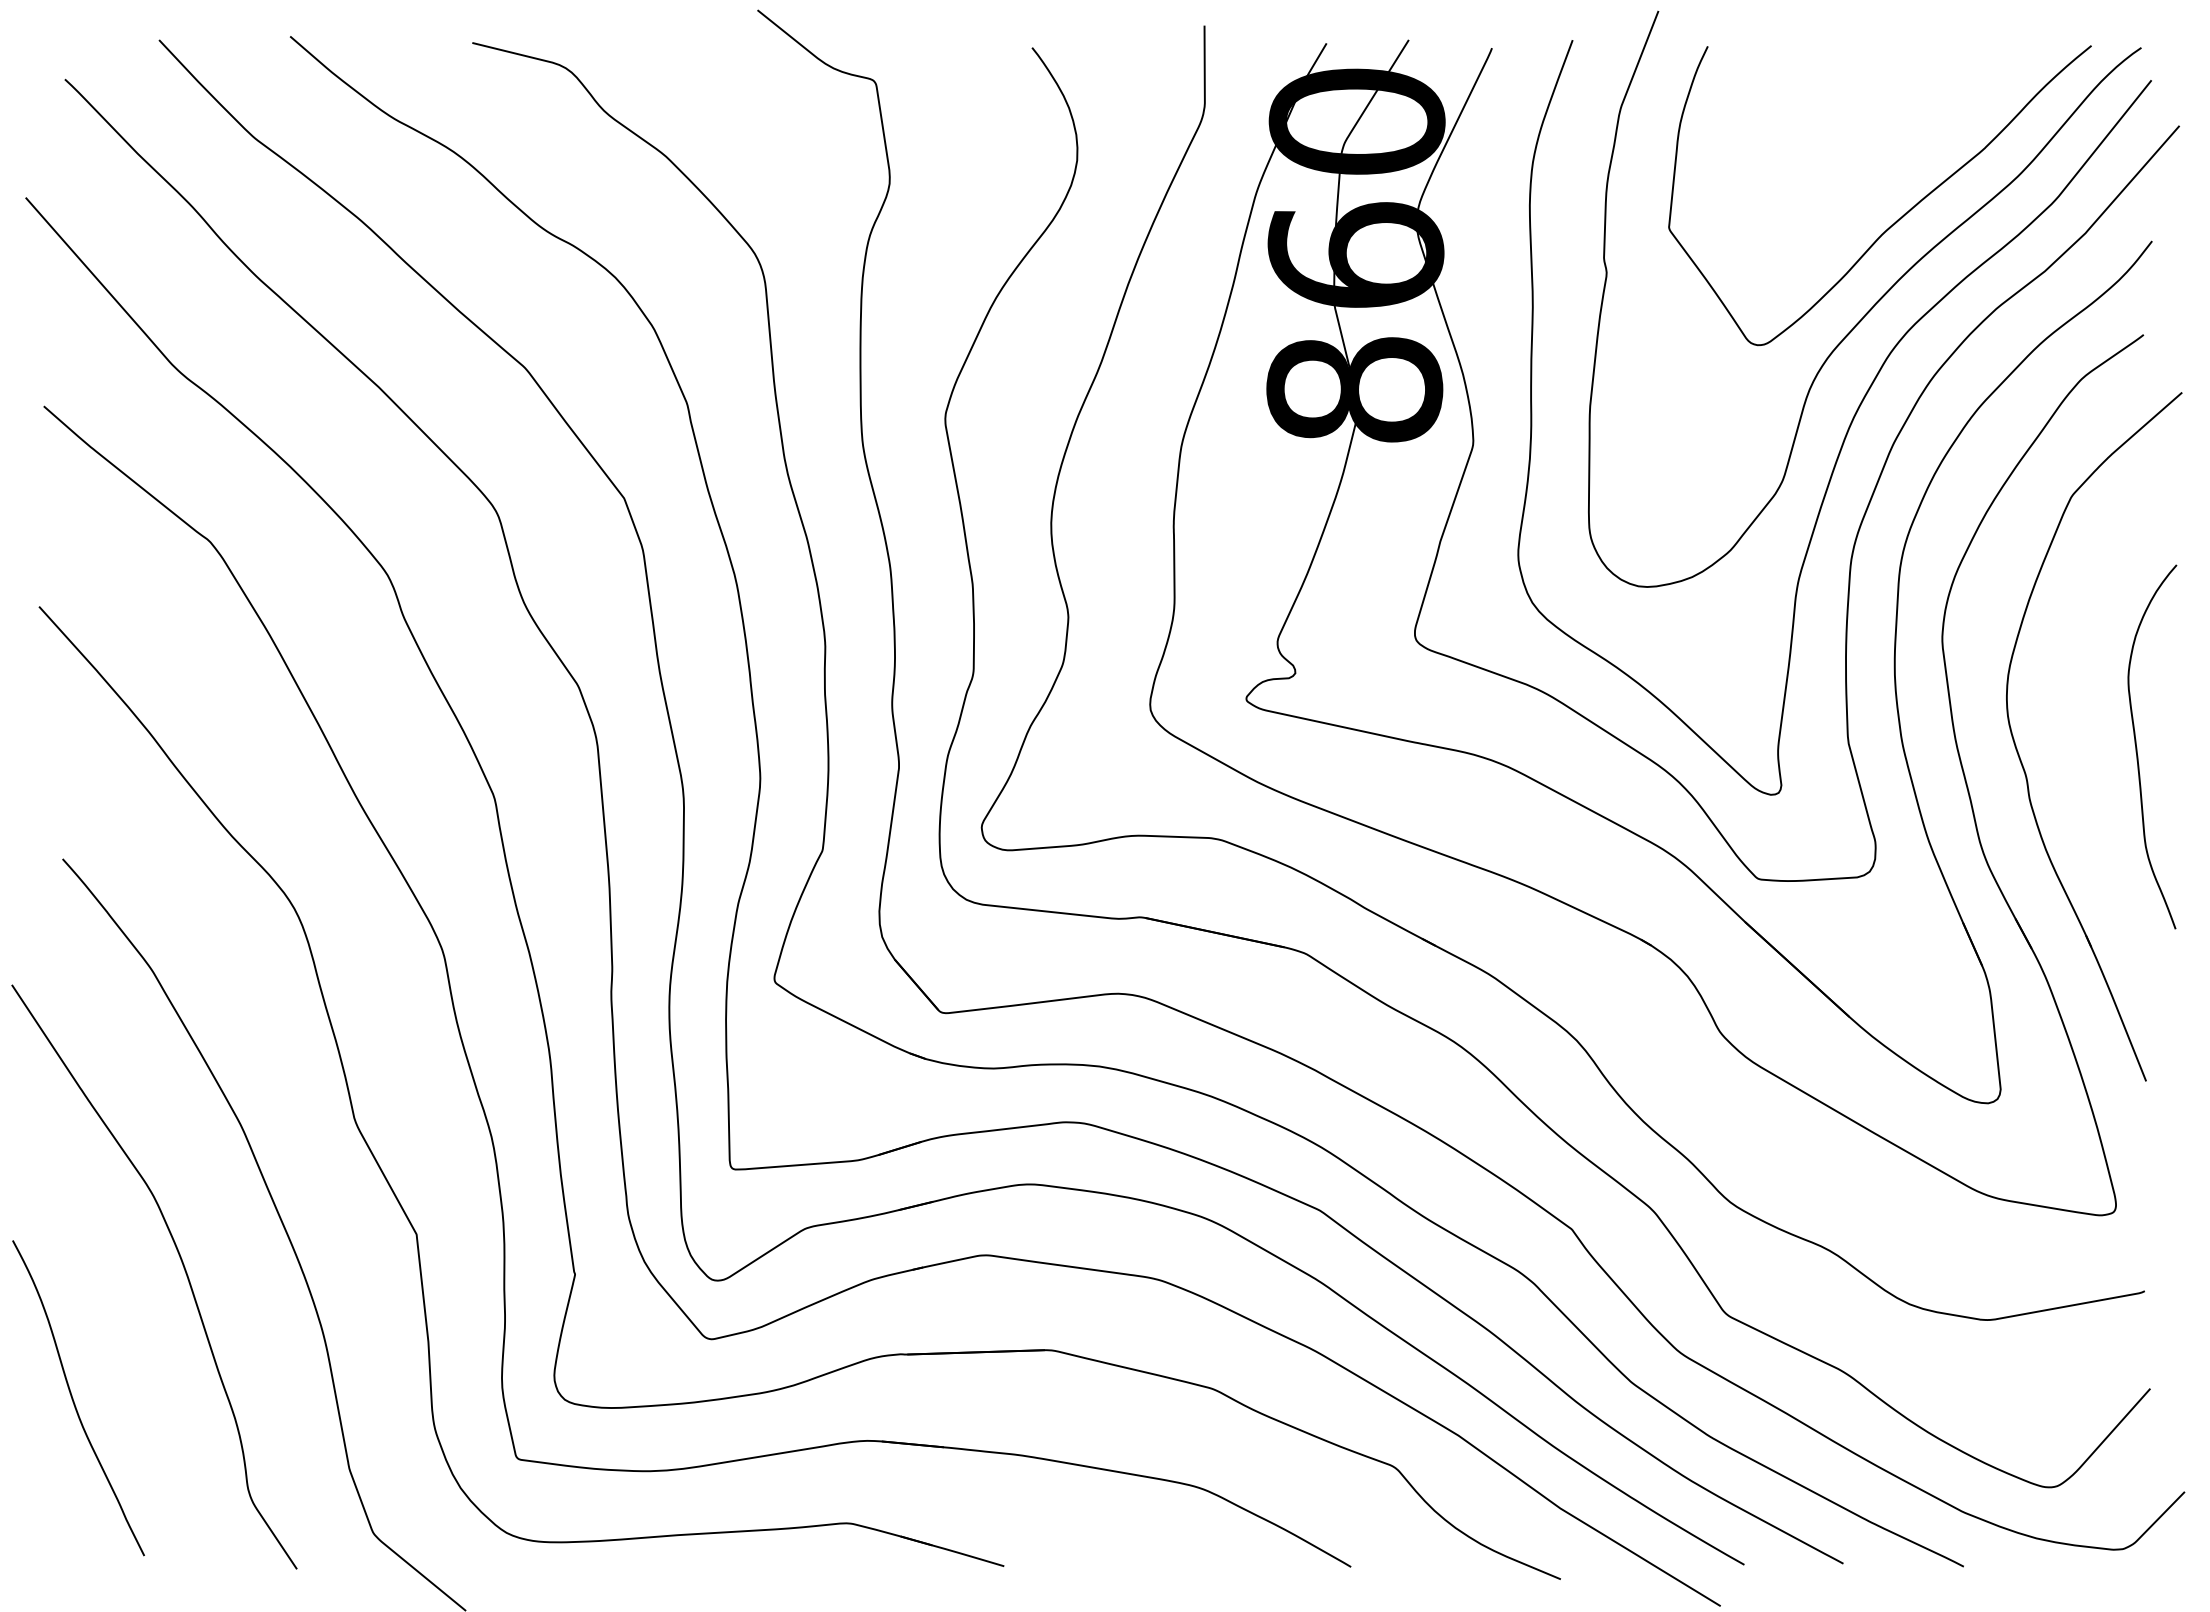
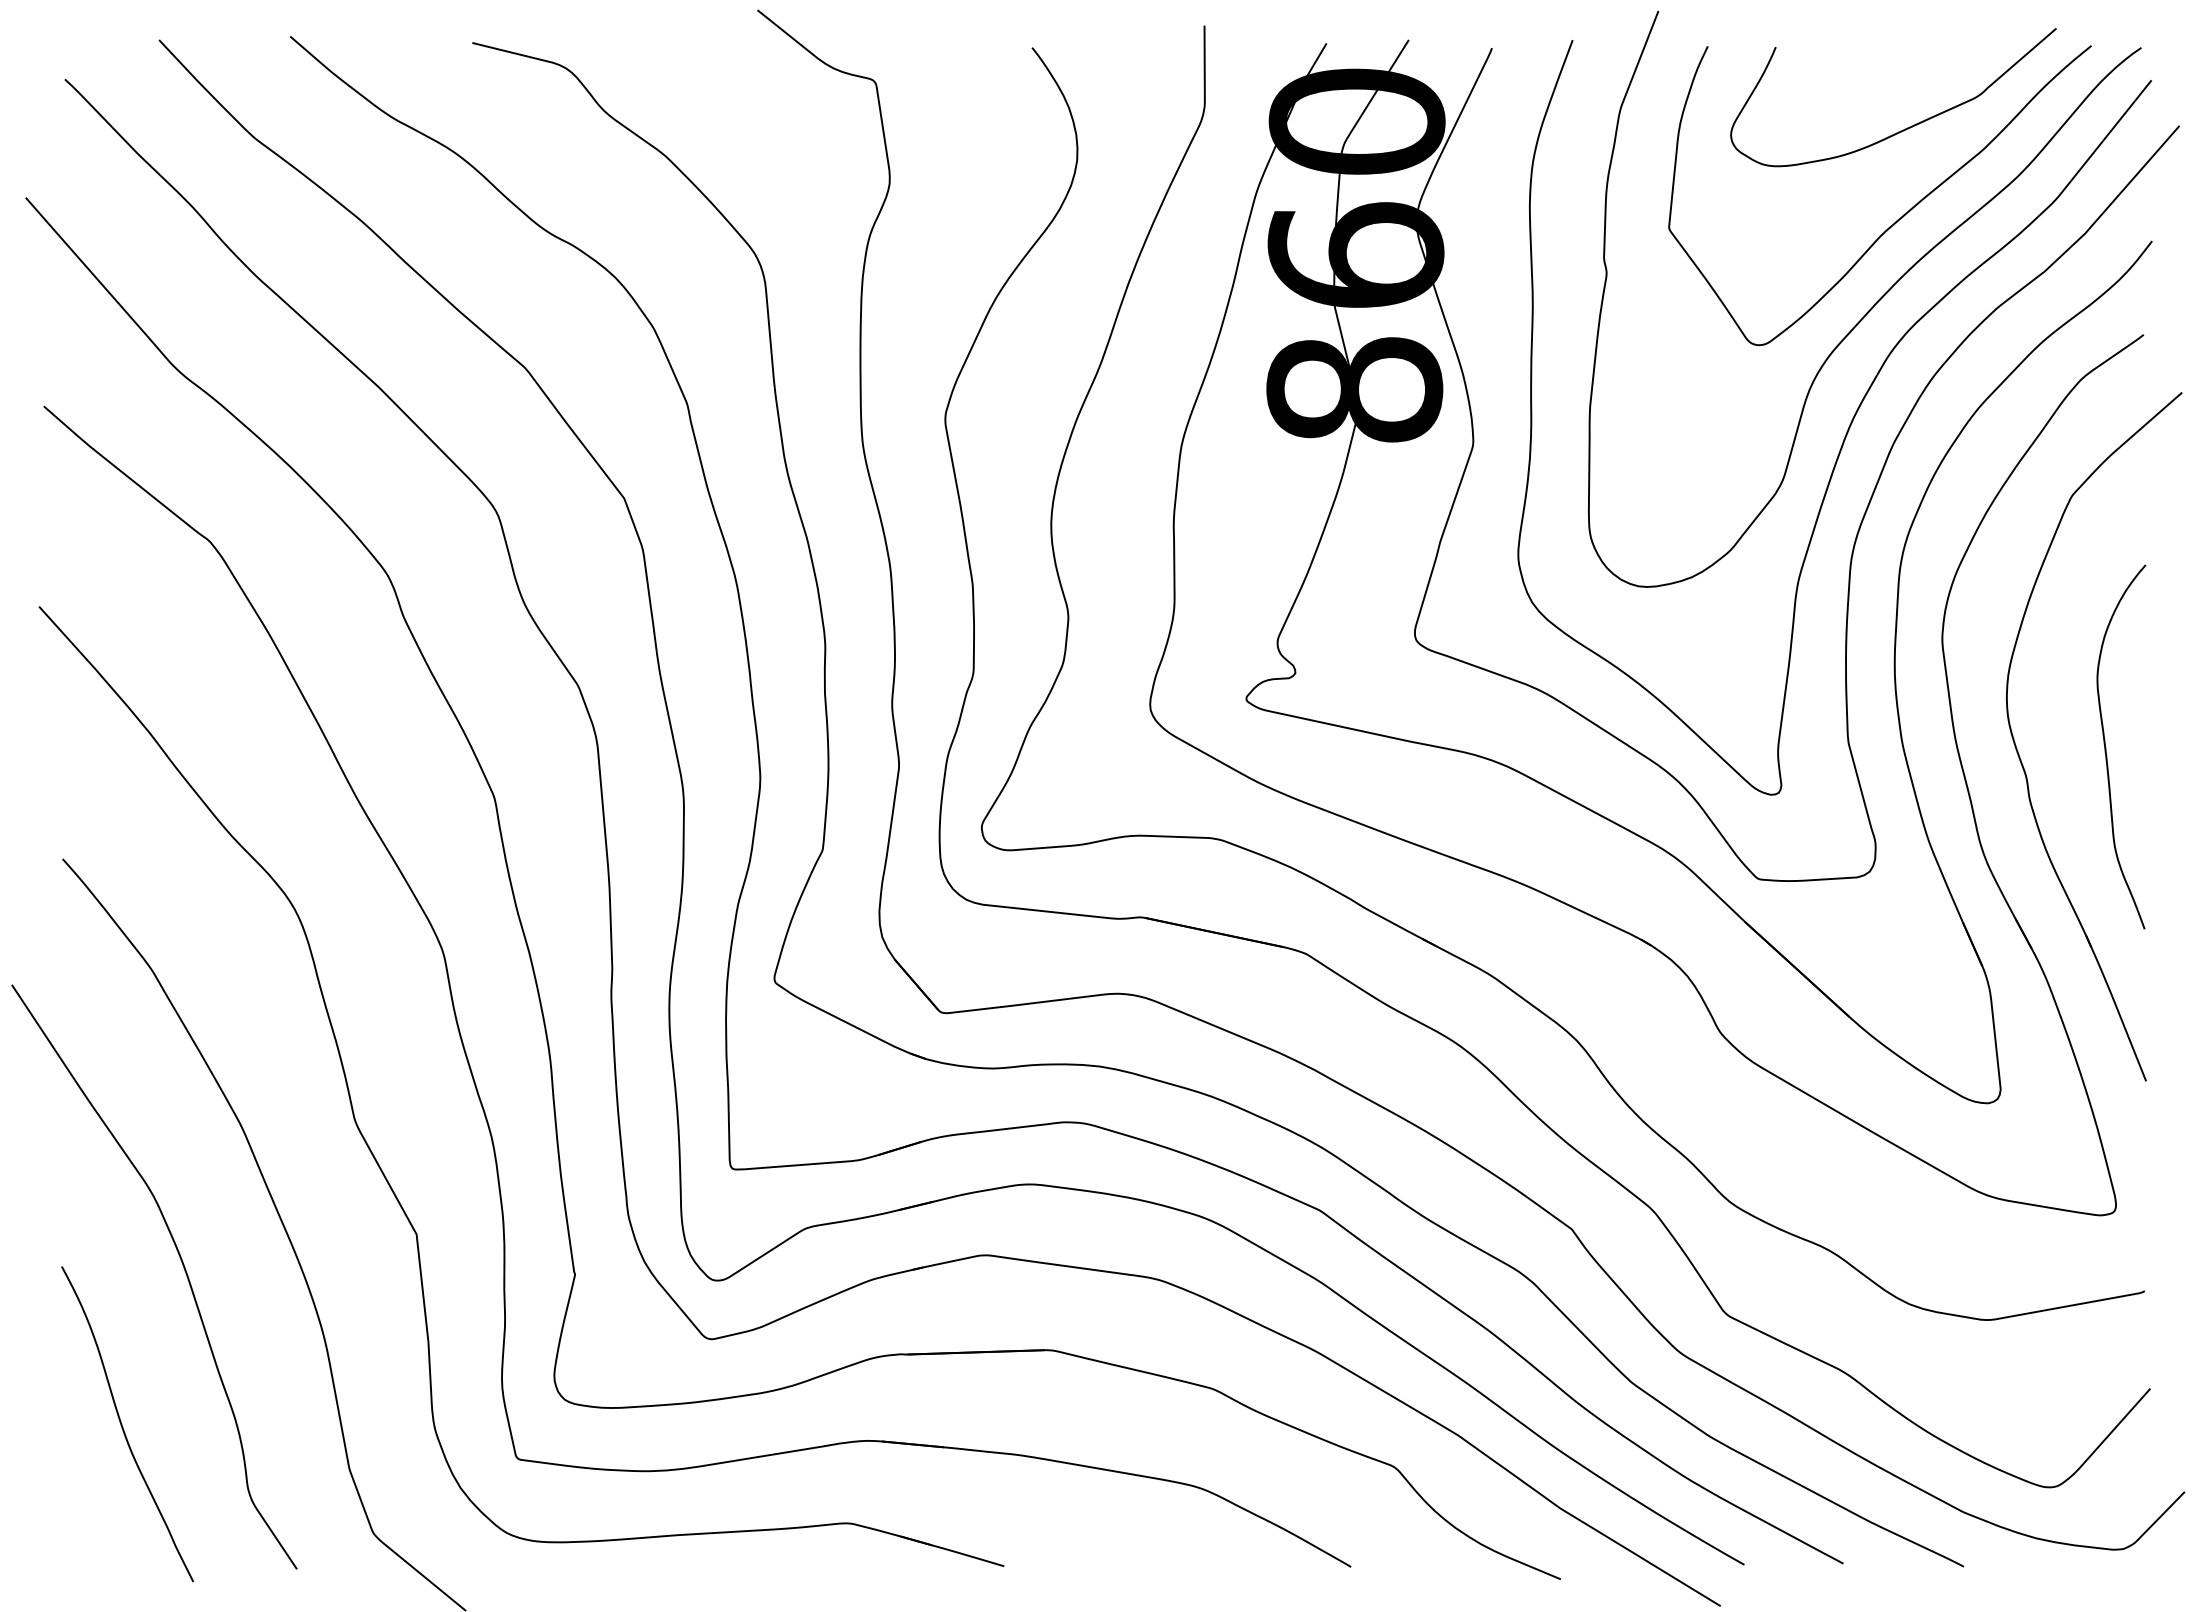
curve: none -> present (1907, 127)
curve position: (2137, 747) -> (2106, 747) (2106, 747)
curve position: (73, 1398) -> (122, 1424) (122, 1424)
